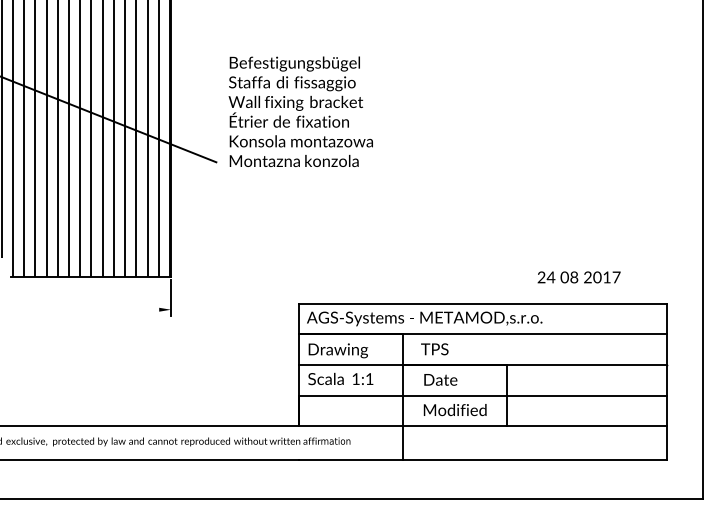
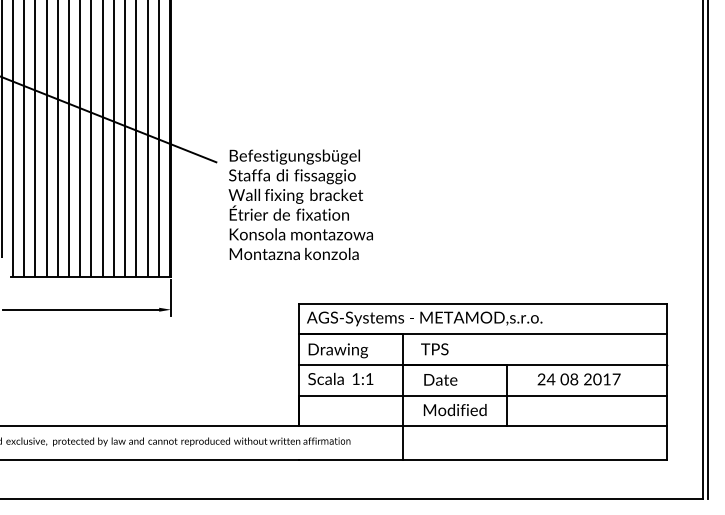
text position: (300, 111) -> (300, 204) (300, 204)
line: none -> present (707, 250)
text position: (578, 277) -> (578, 379) (578, 379)
line: none -> present (81, 309)
